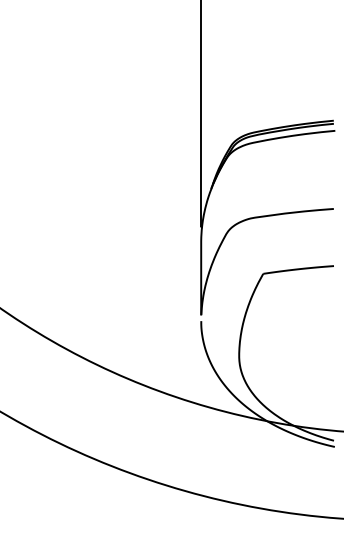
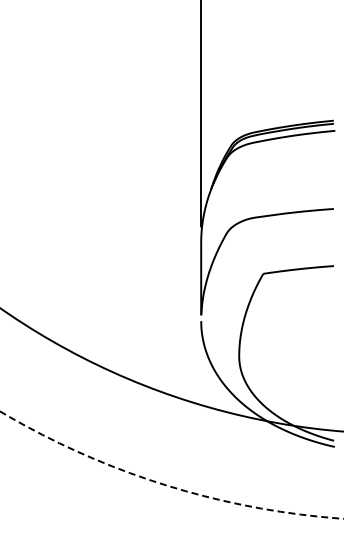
circle: solid -> dashed (171, 464)
